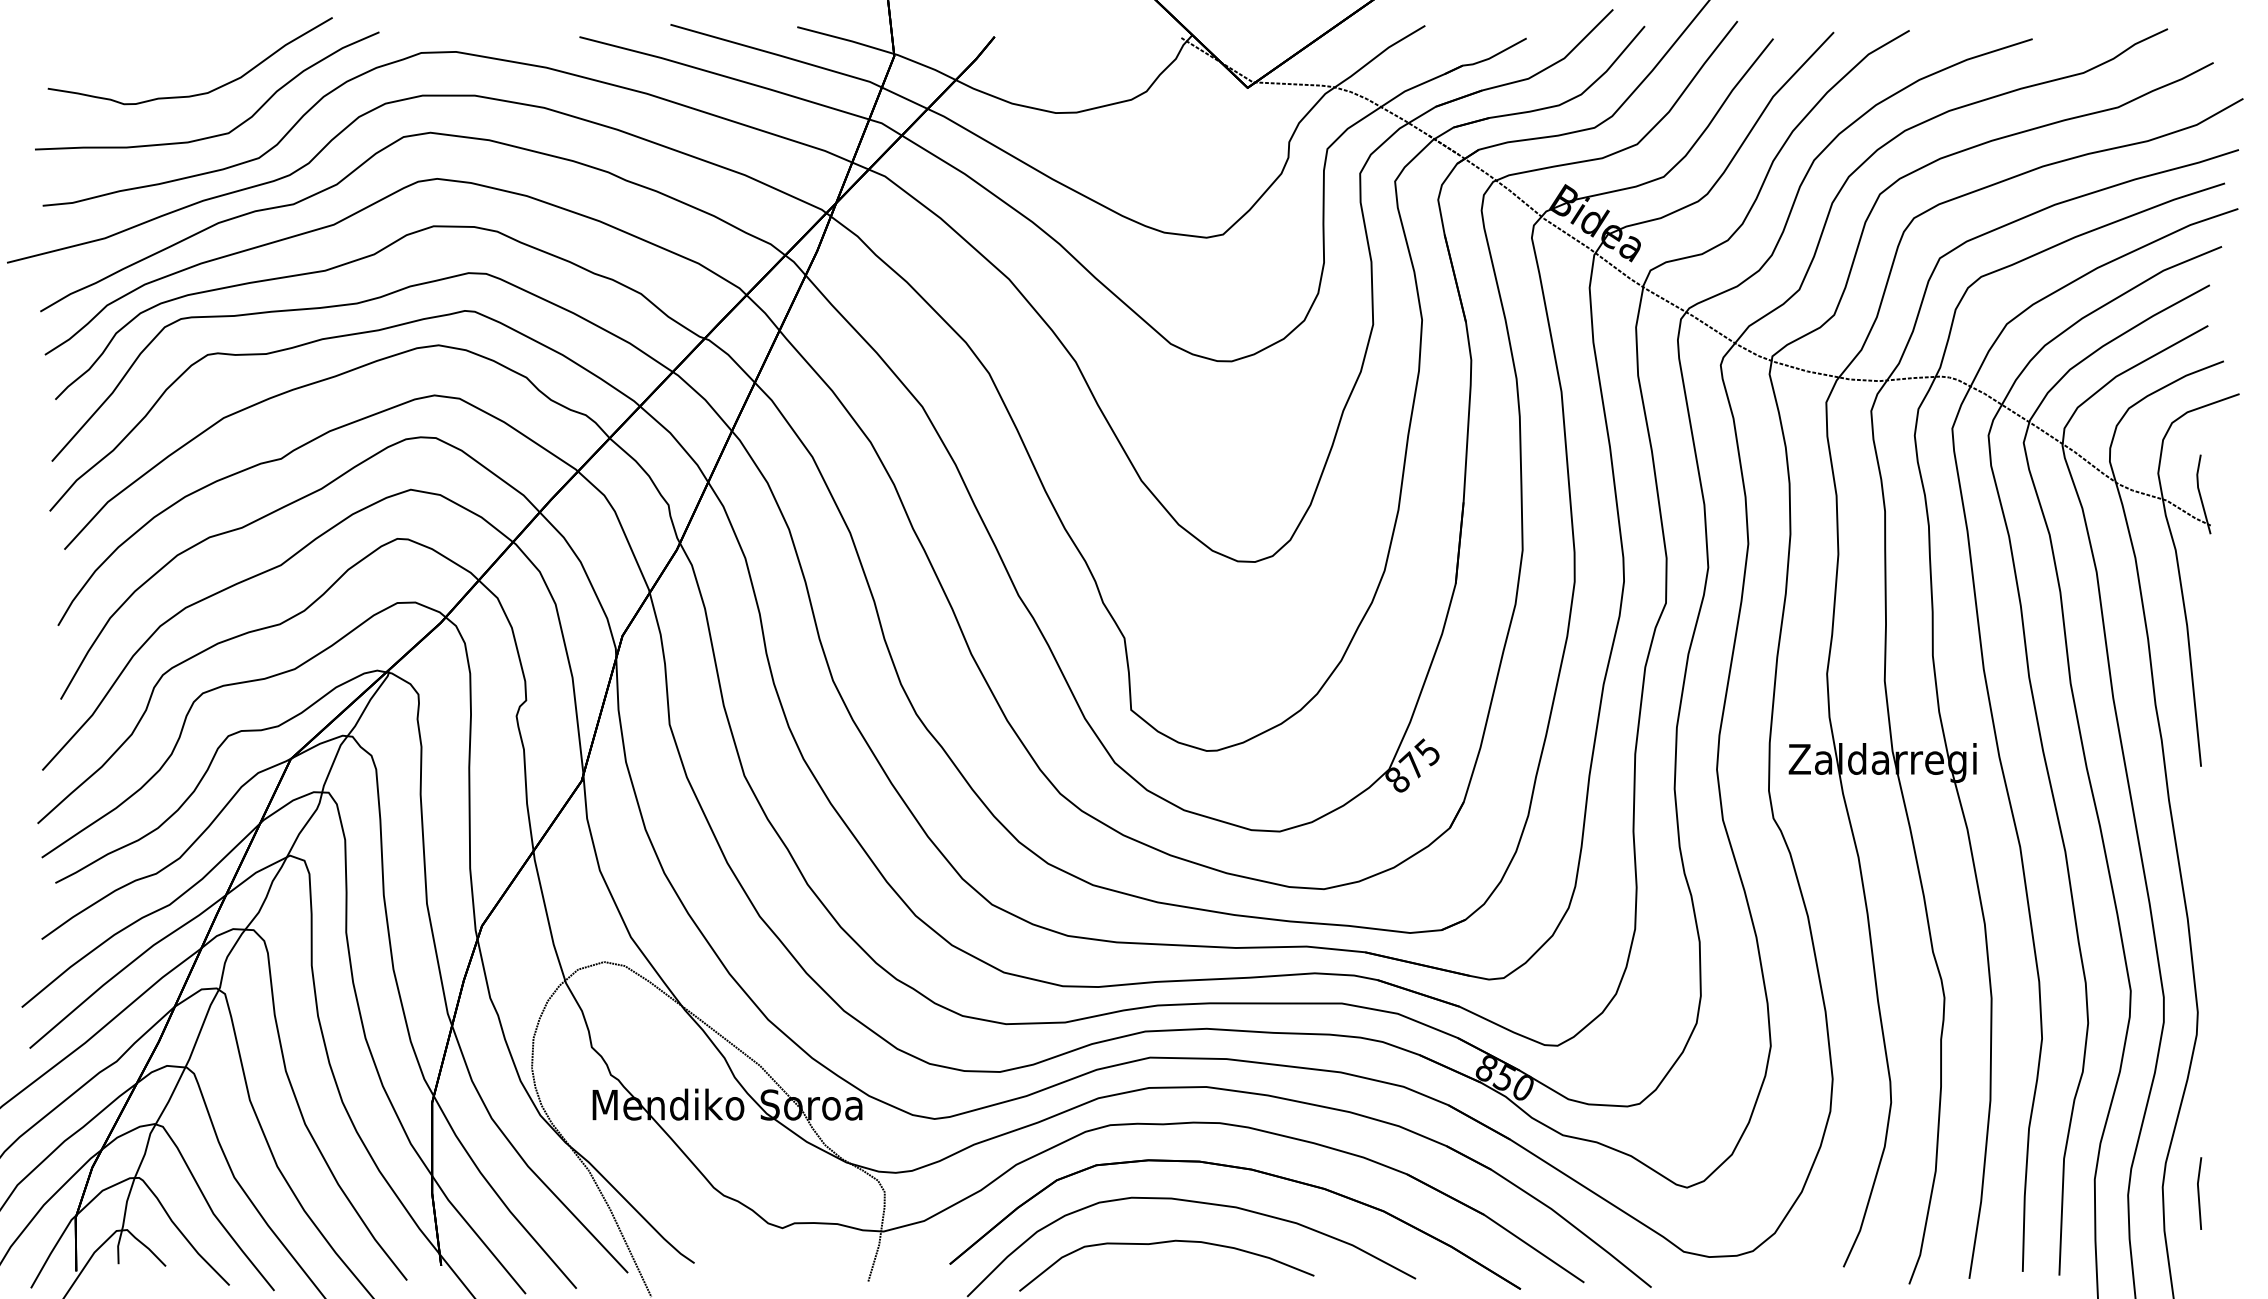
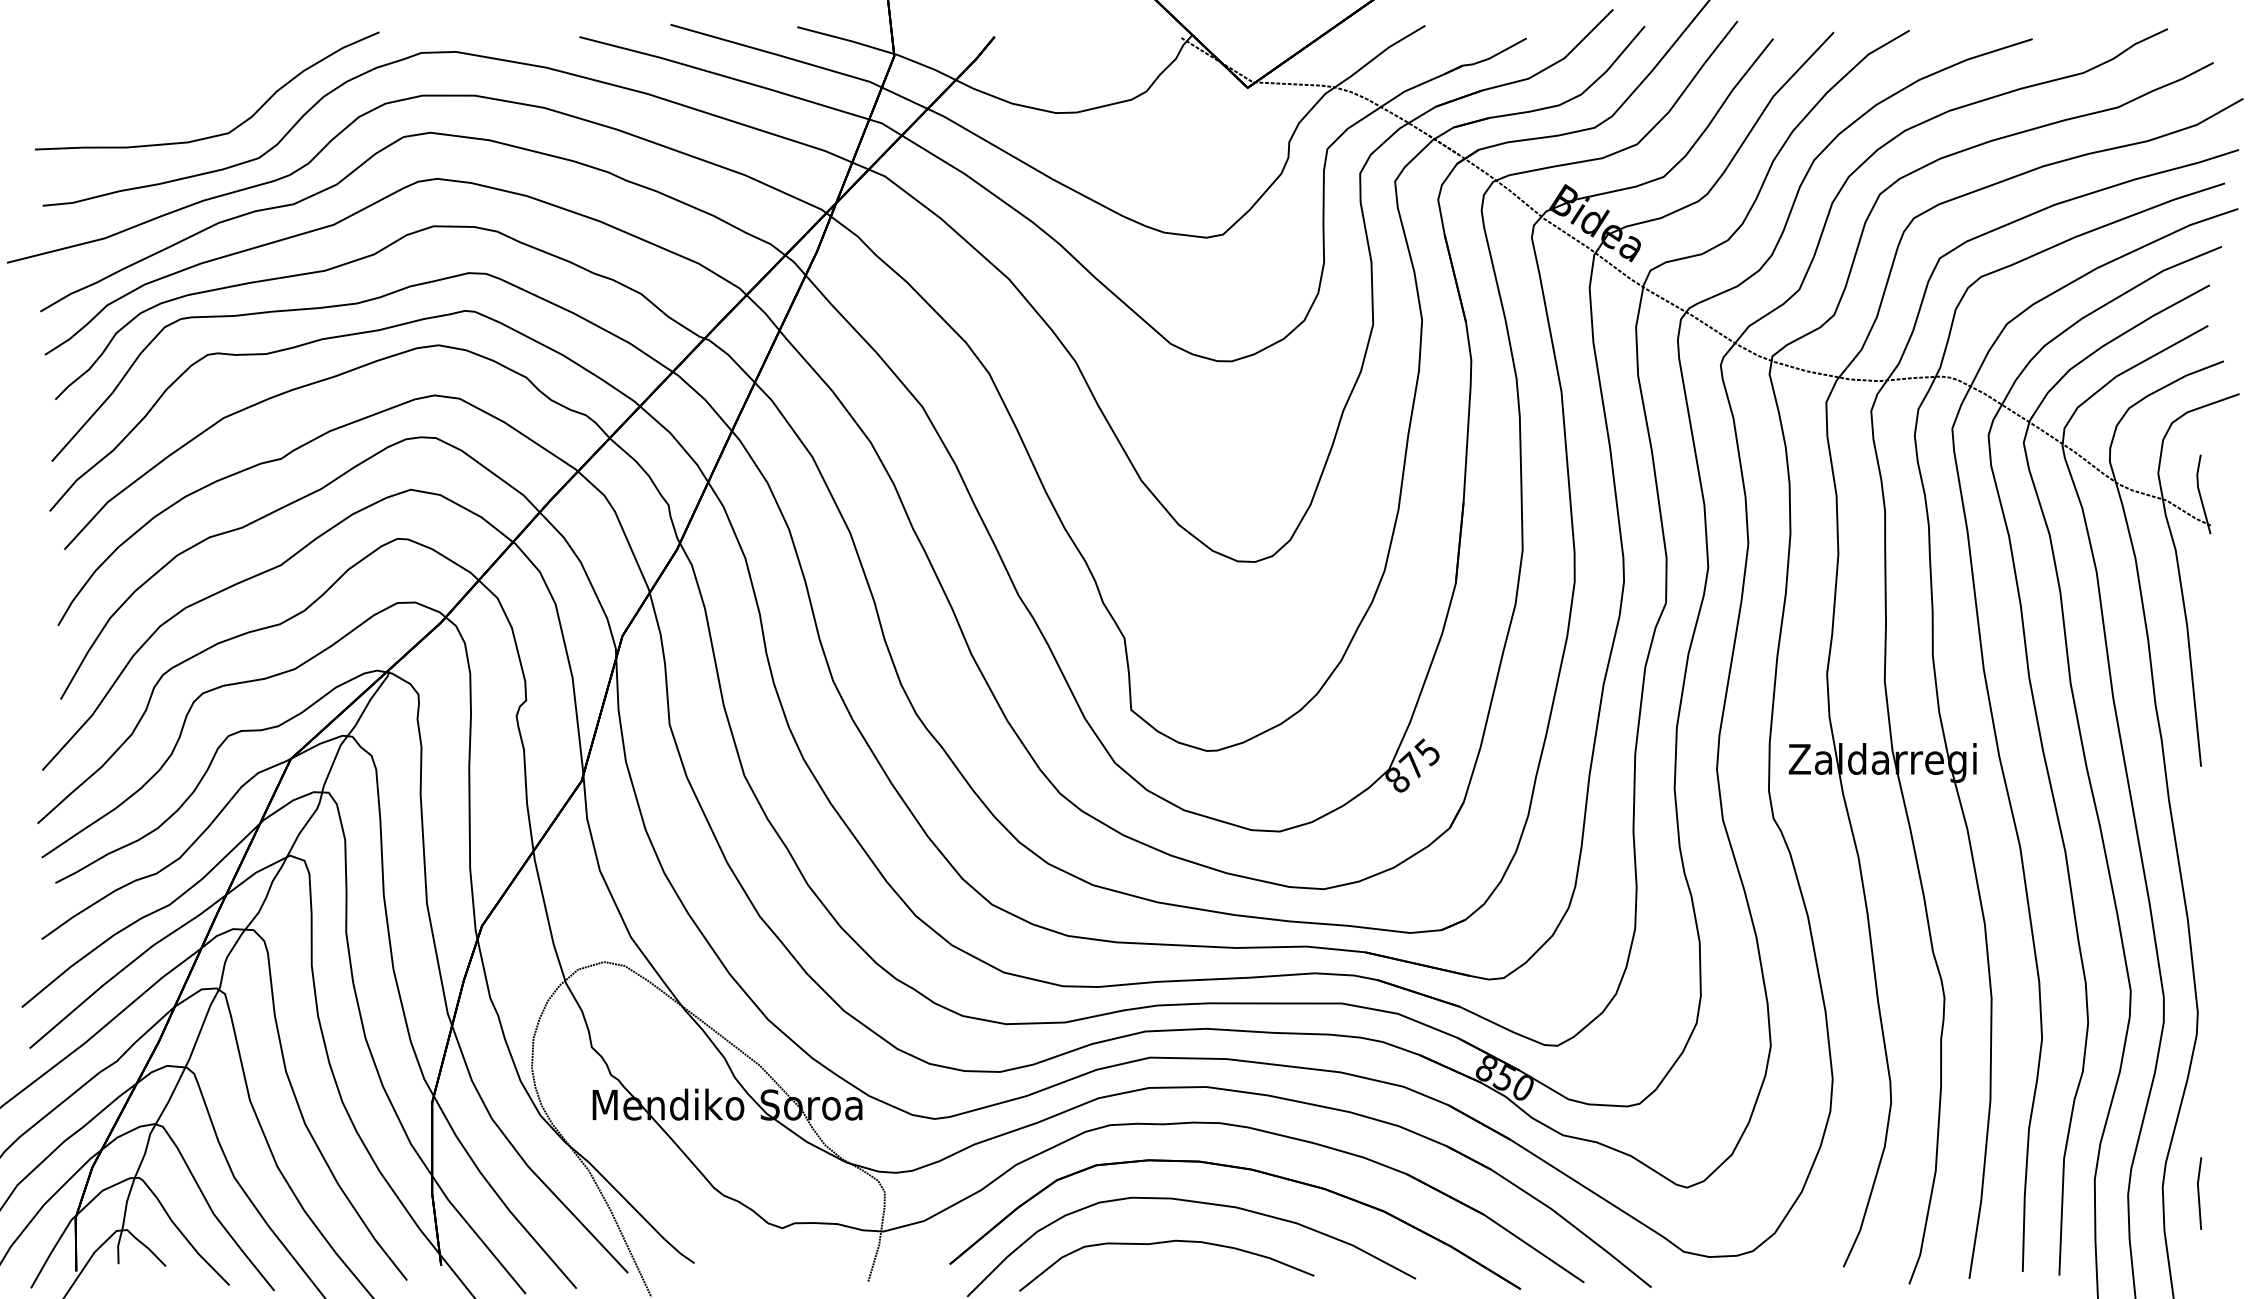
curve: present -> none (198, 93)
